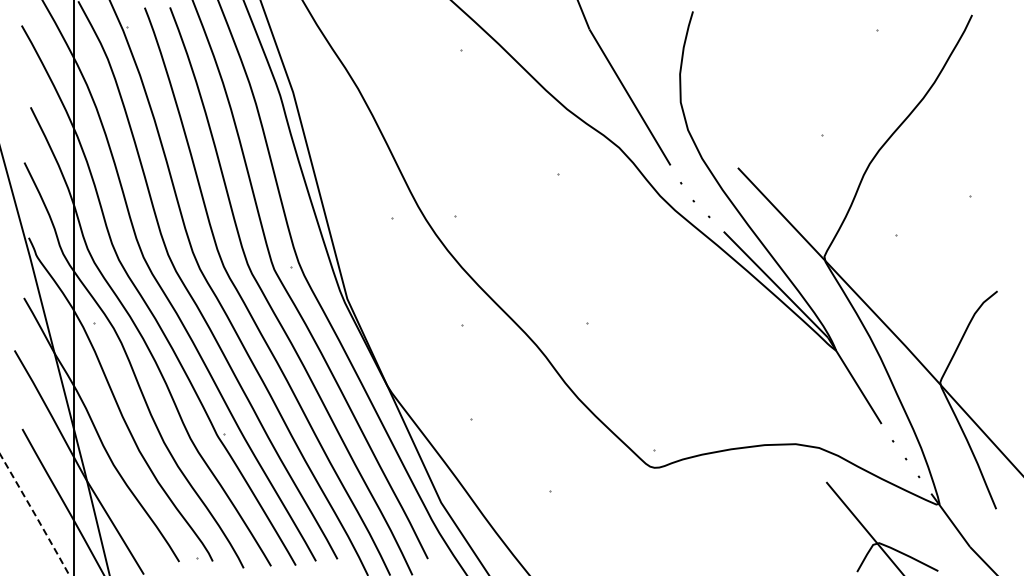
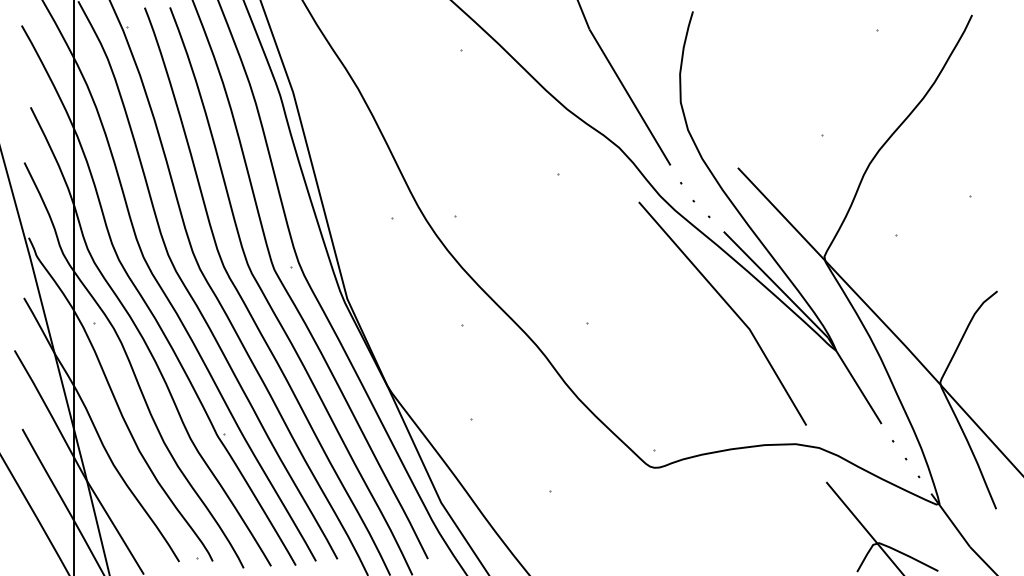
line: none -> present (728, 306)
line: dashed -> solid (35, 515)
